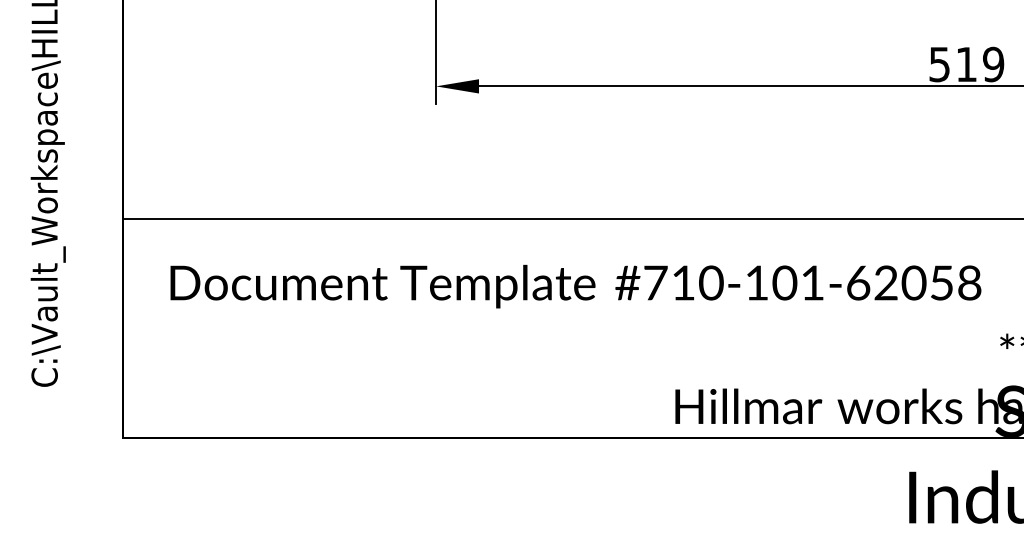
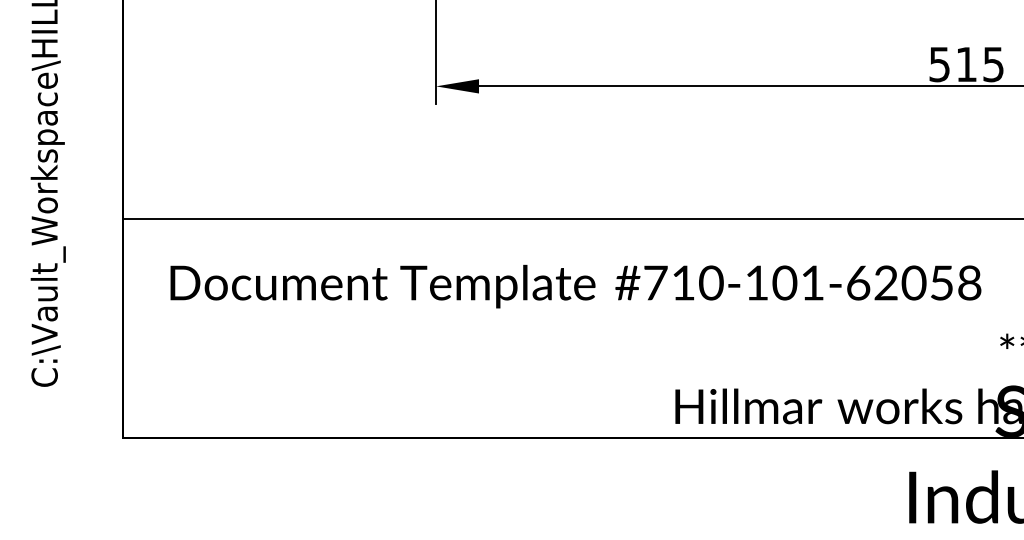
text: 519 -> 515 (993, 64)
